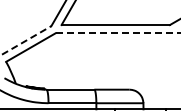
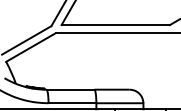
line: dashed -> solid (118, 33)
line: dashed -> solid (27, 40)
